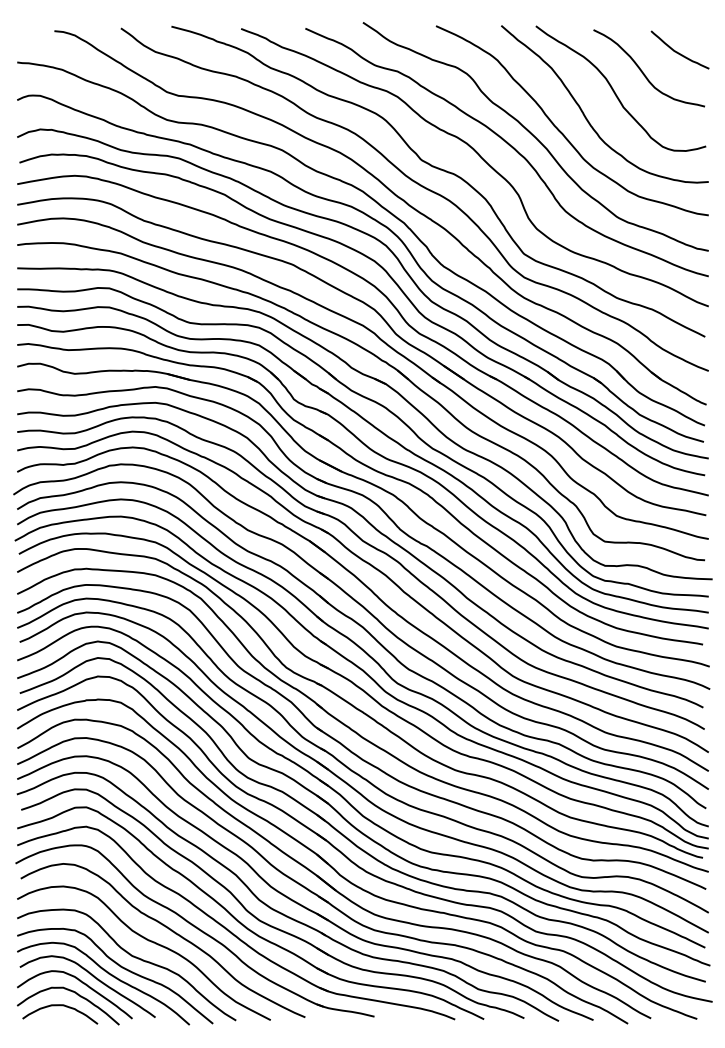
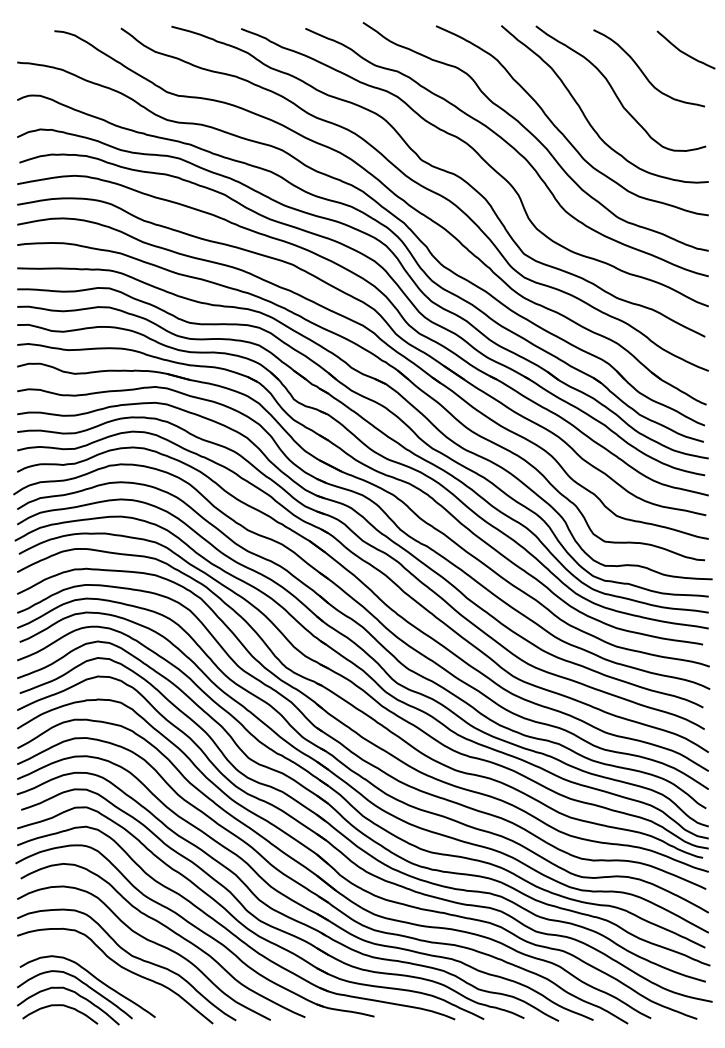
curve position: (677, 51) -> (683, 51) (683, 51)
curve: present -> none (108, 974)
